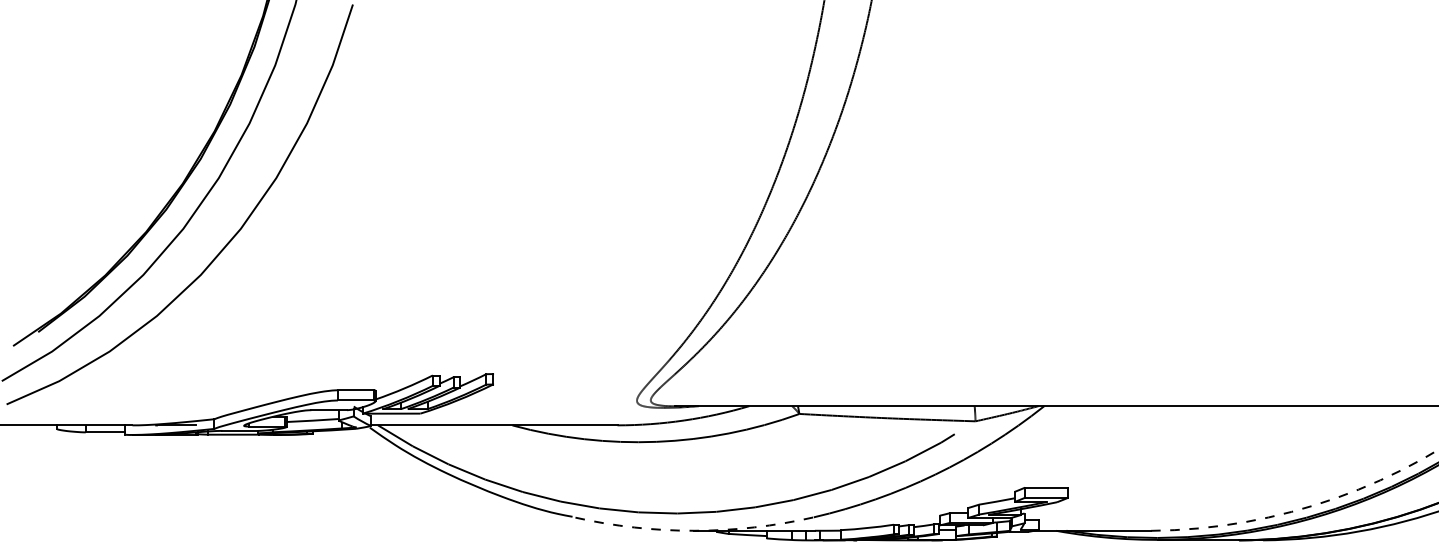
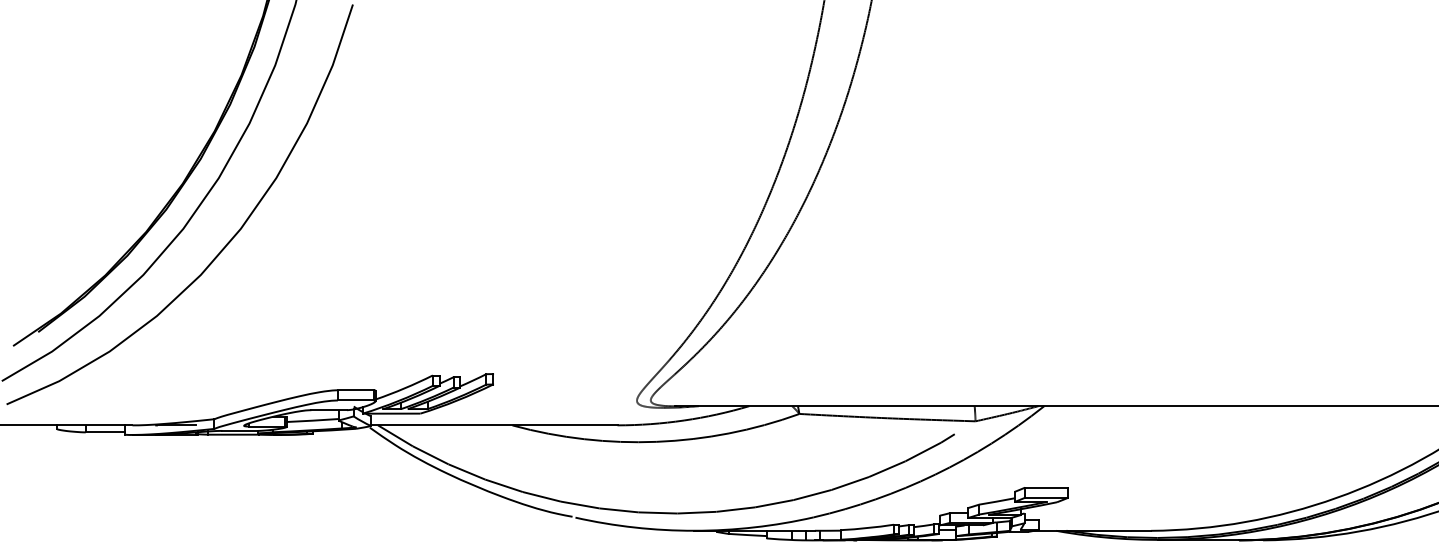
arc: dashed -> solid (1301, 509)
arc: dashed -> solid (694, 530)
